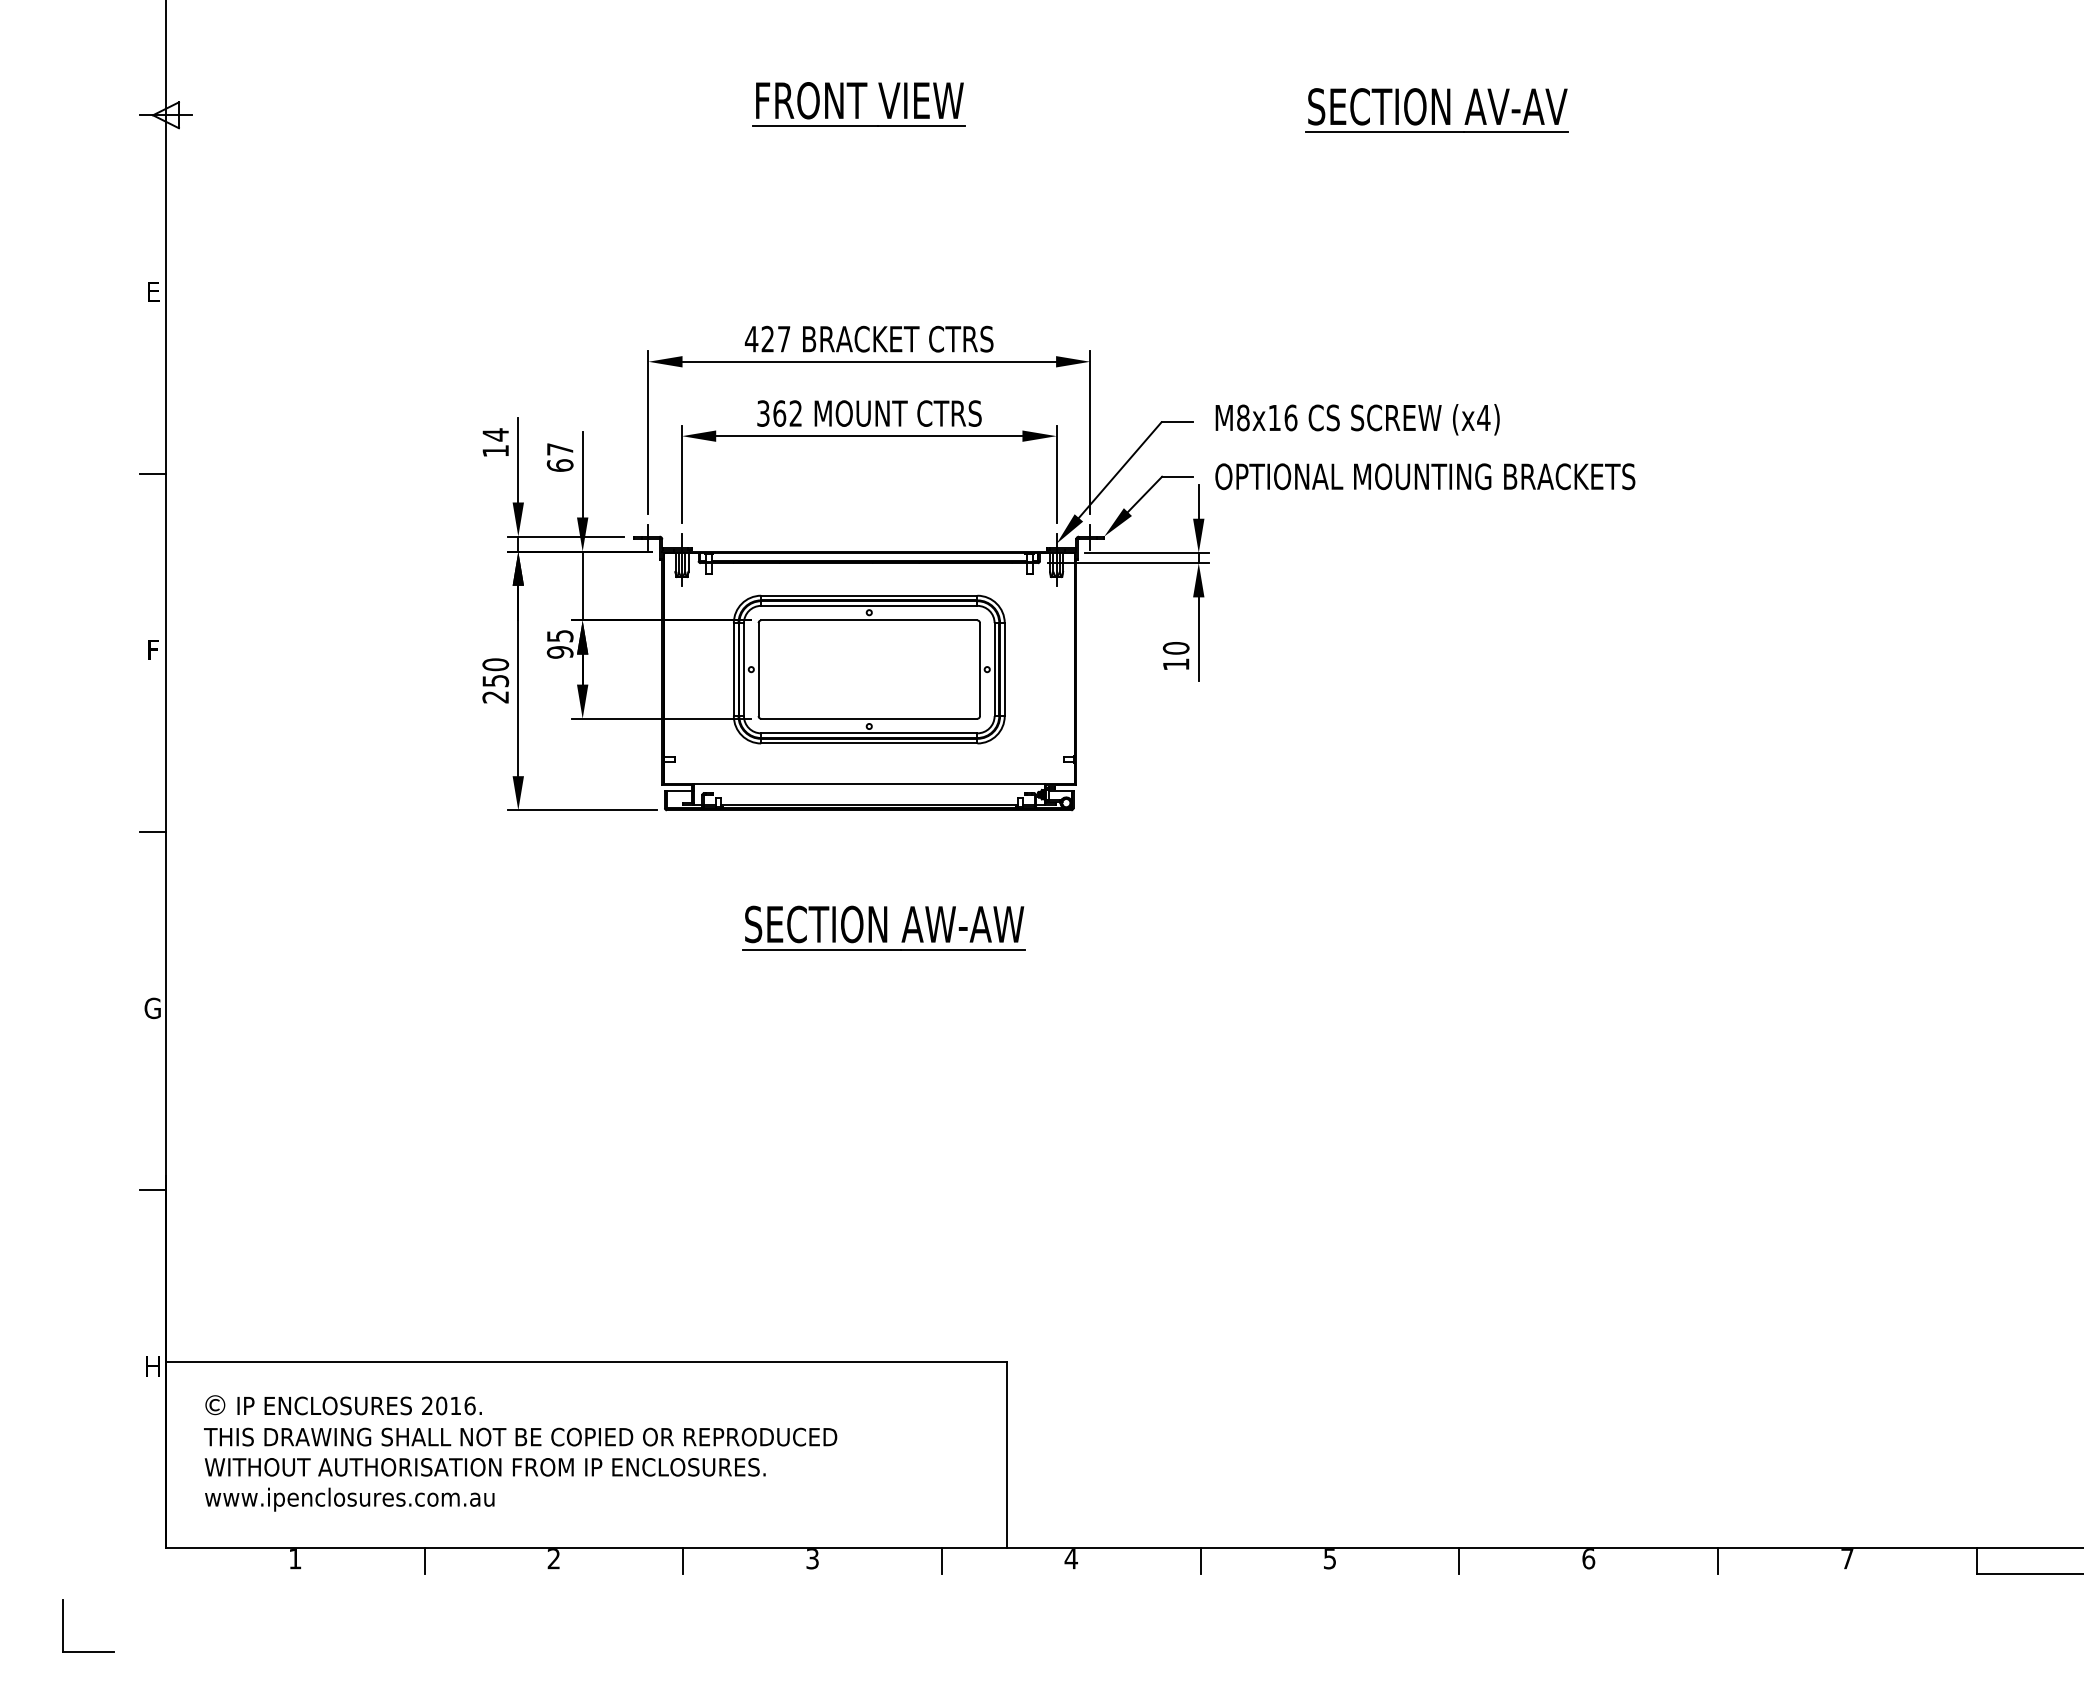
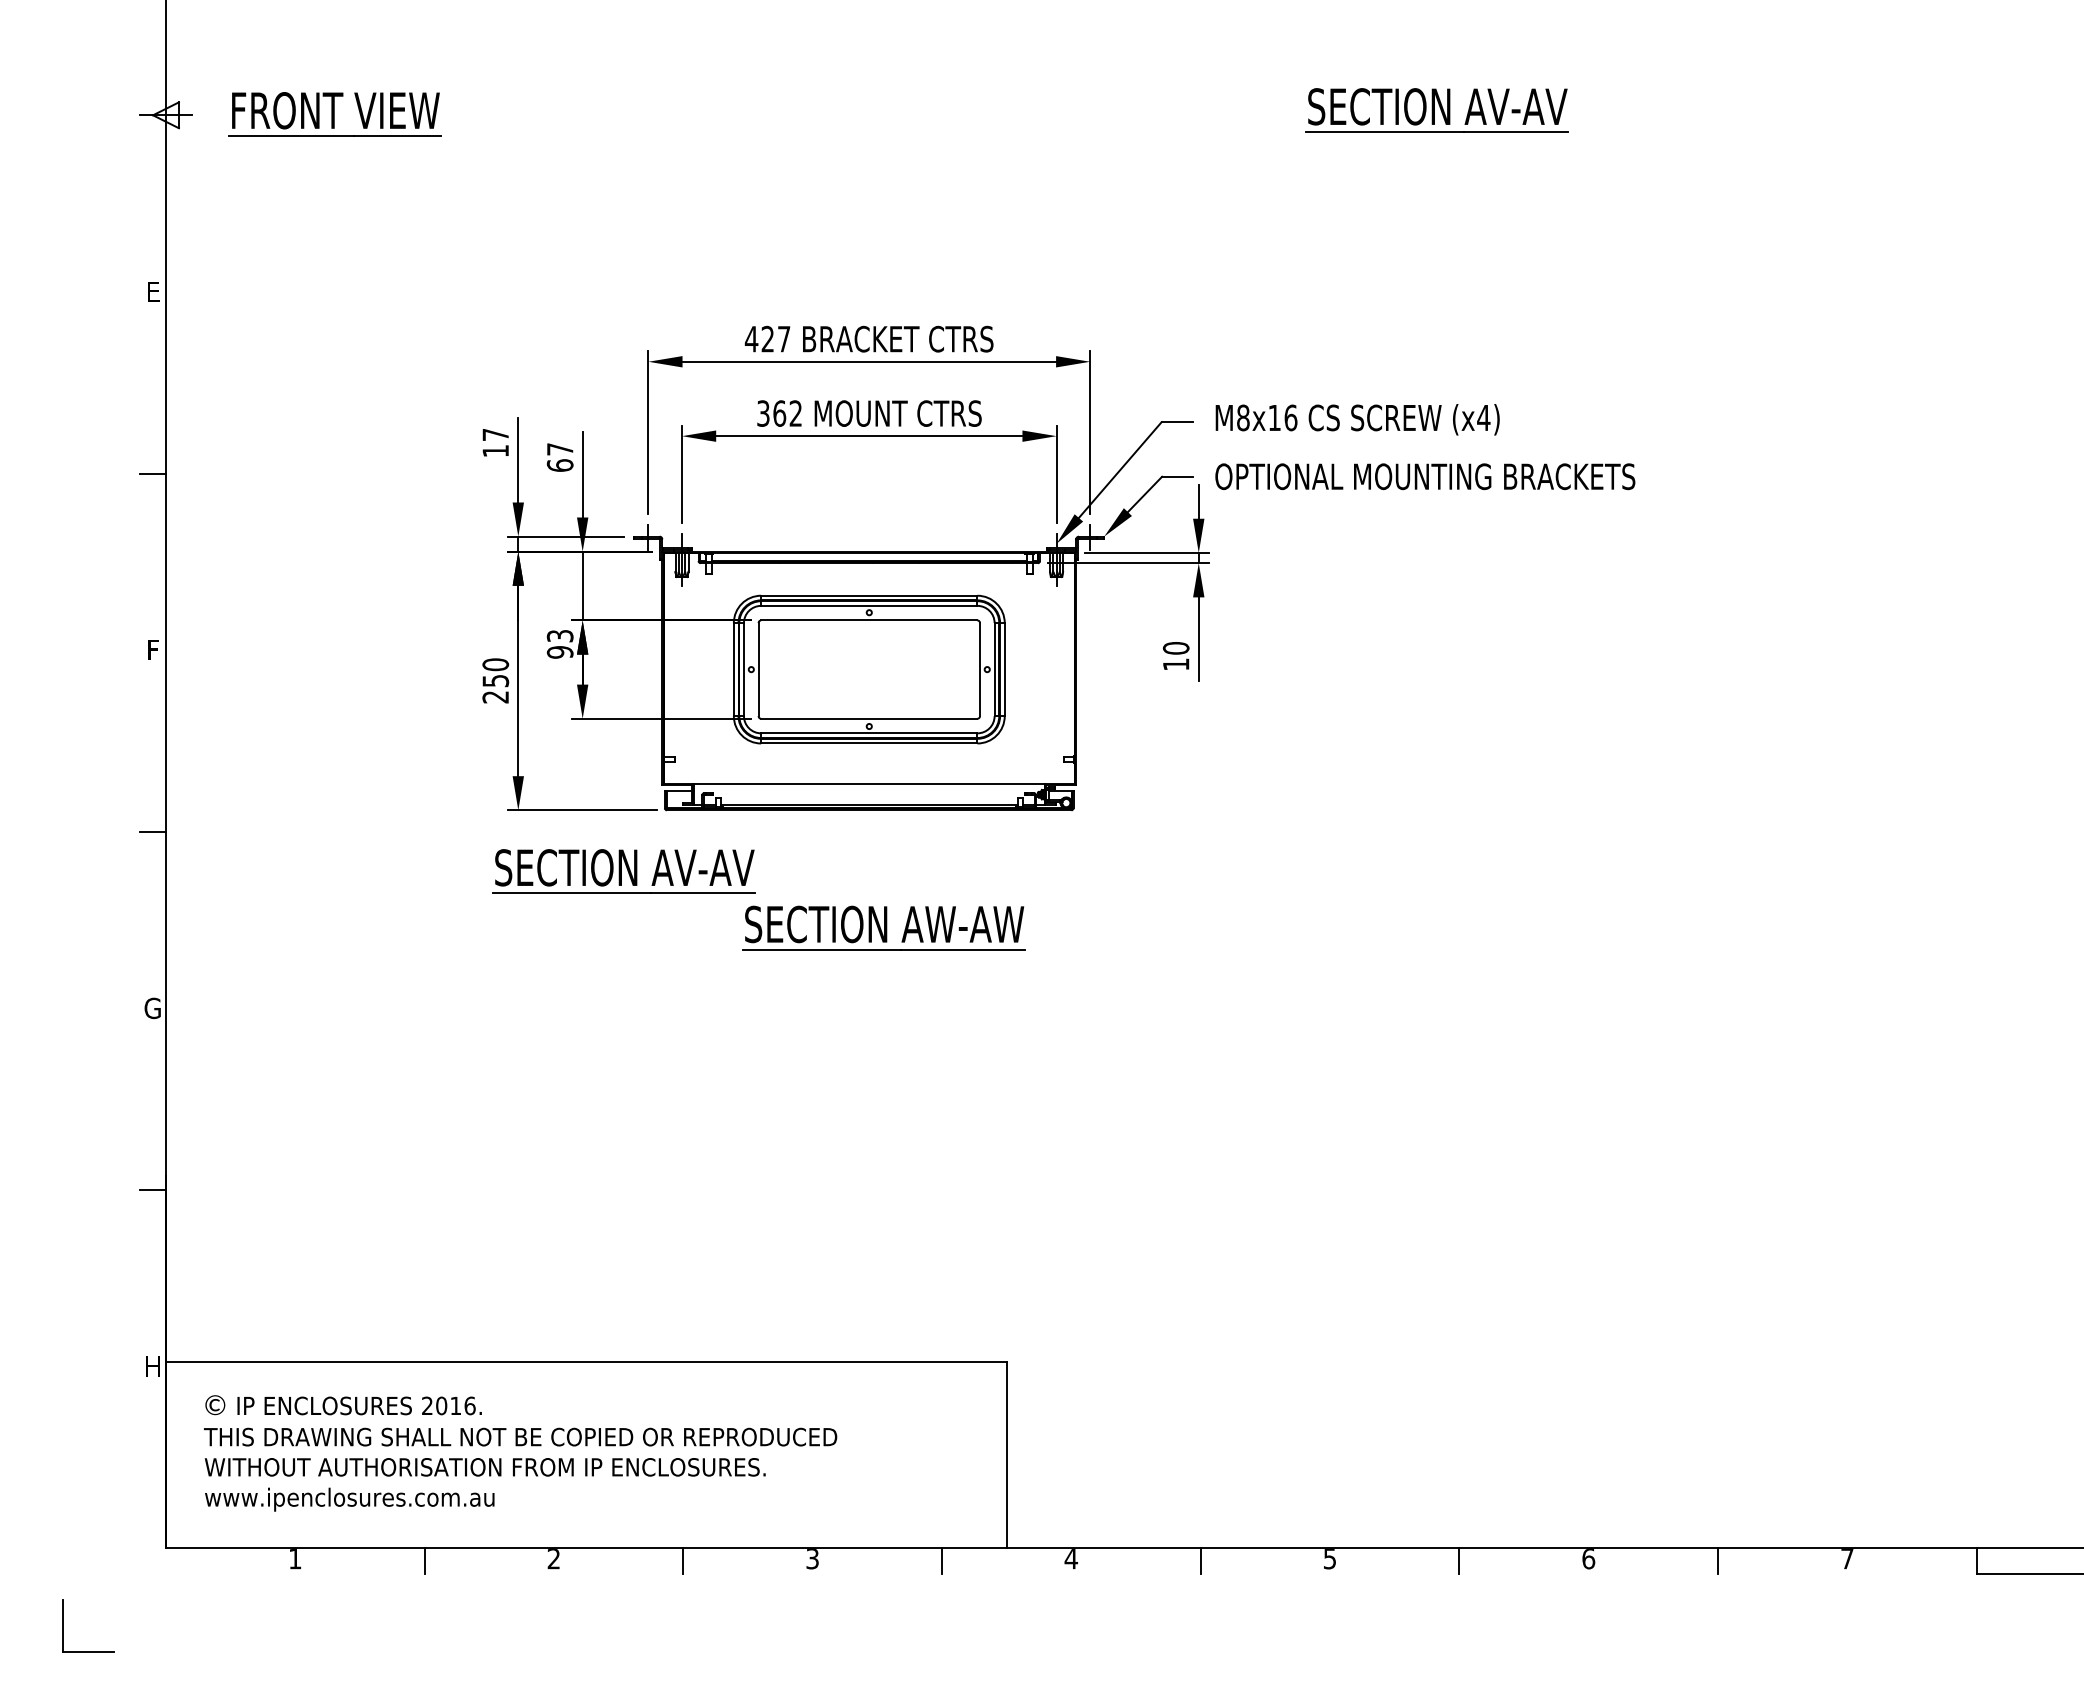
part position: (858, 104) -> (334, 114) (334, 114)
text: 14 -> 17 (495, 434)
text: 95 -> 93 (559, 635)
part: none -> present (623, 871)
